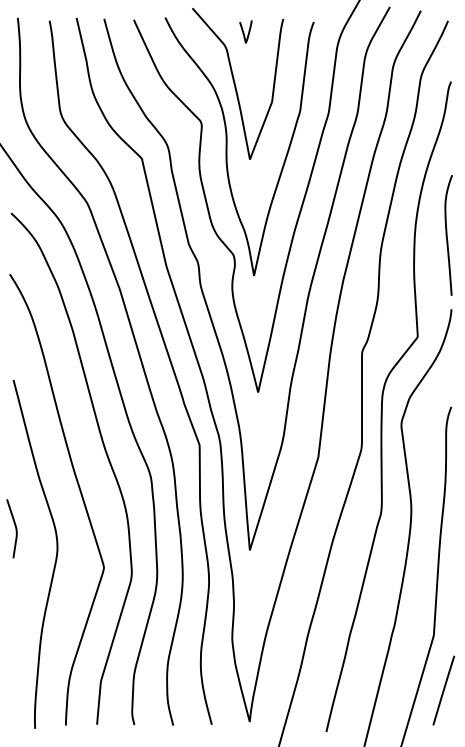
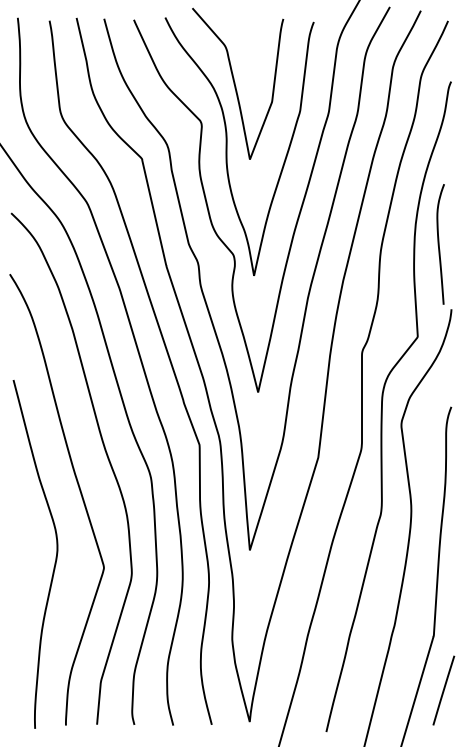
curve: present -> none (244, 32)
curve position: (447, 235) -> (439, 244) (439, 244)
curve: present -> none (14, 526)
